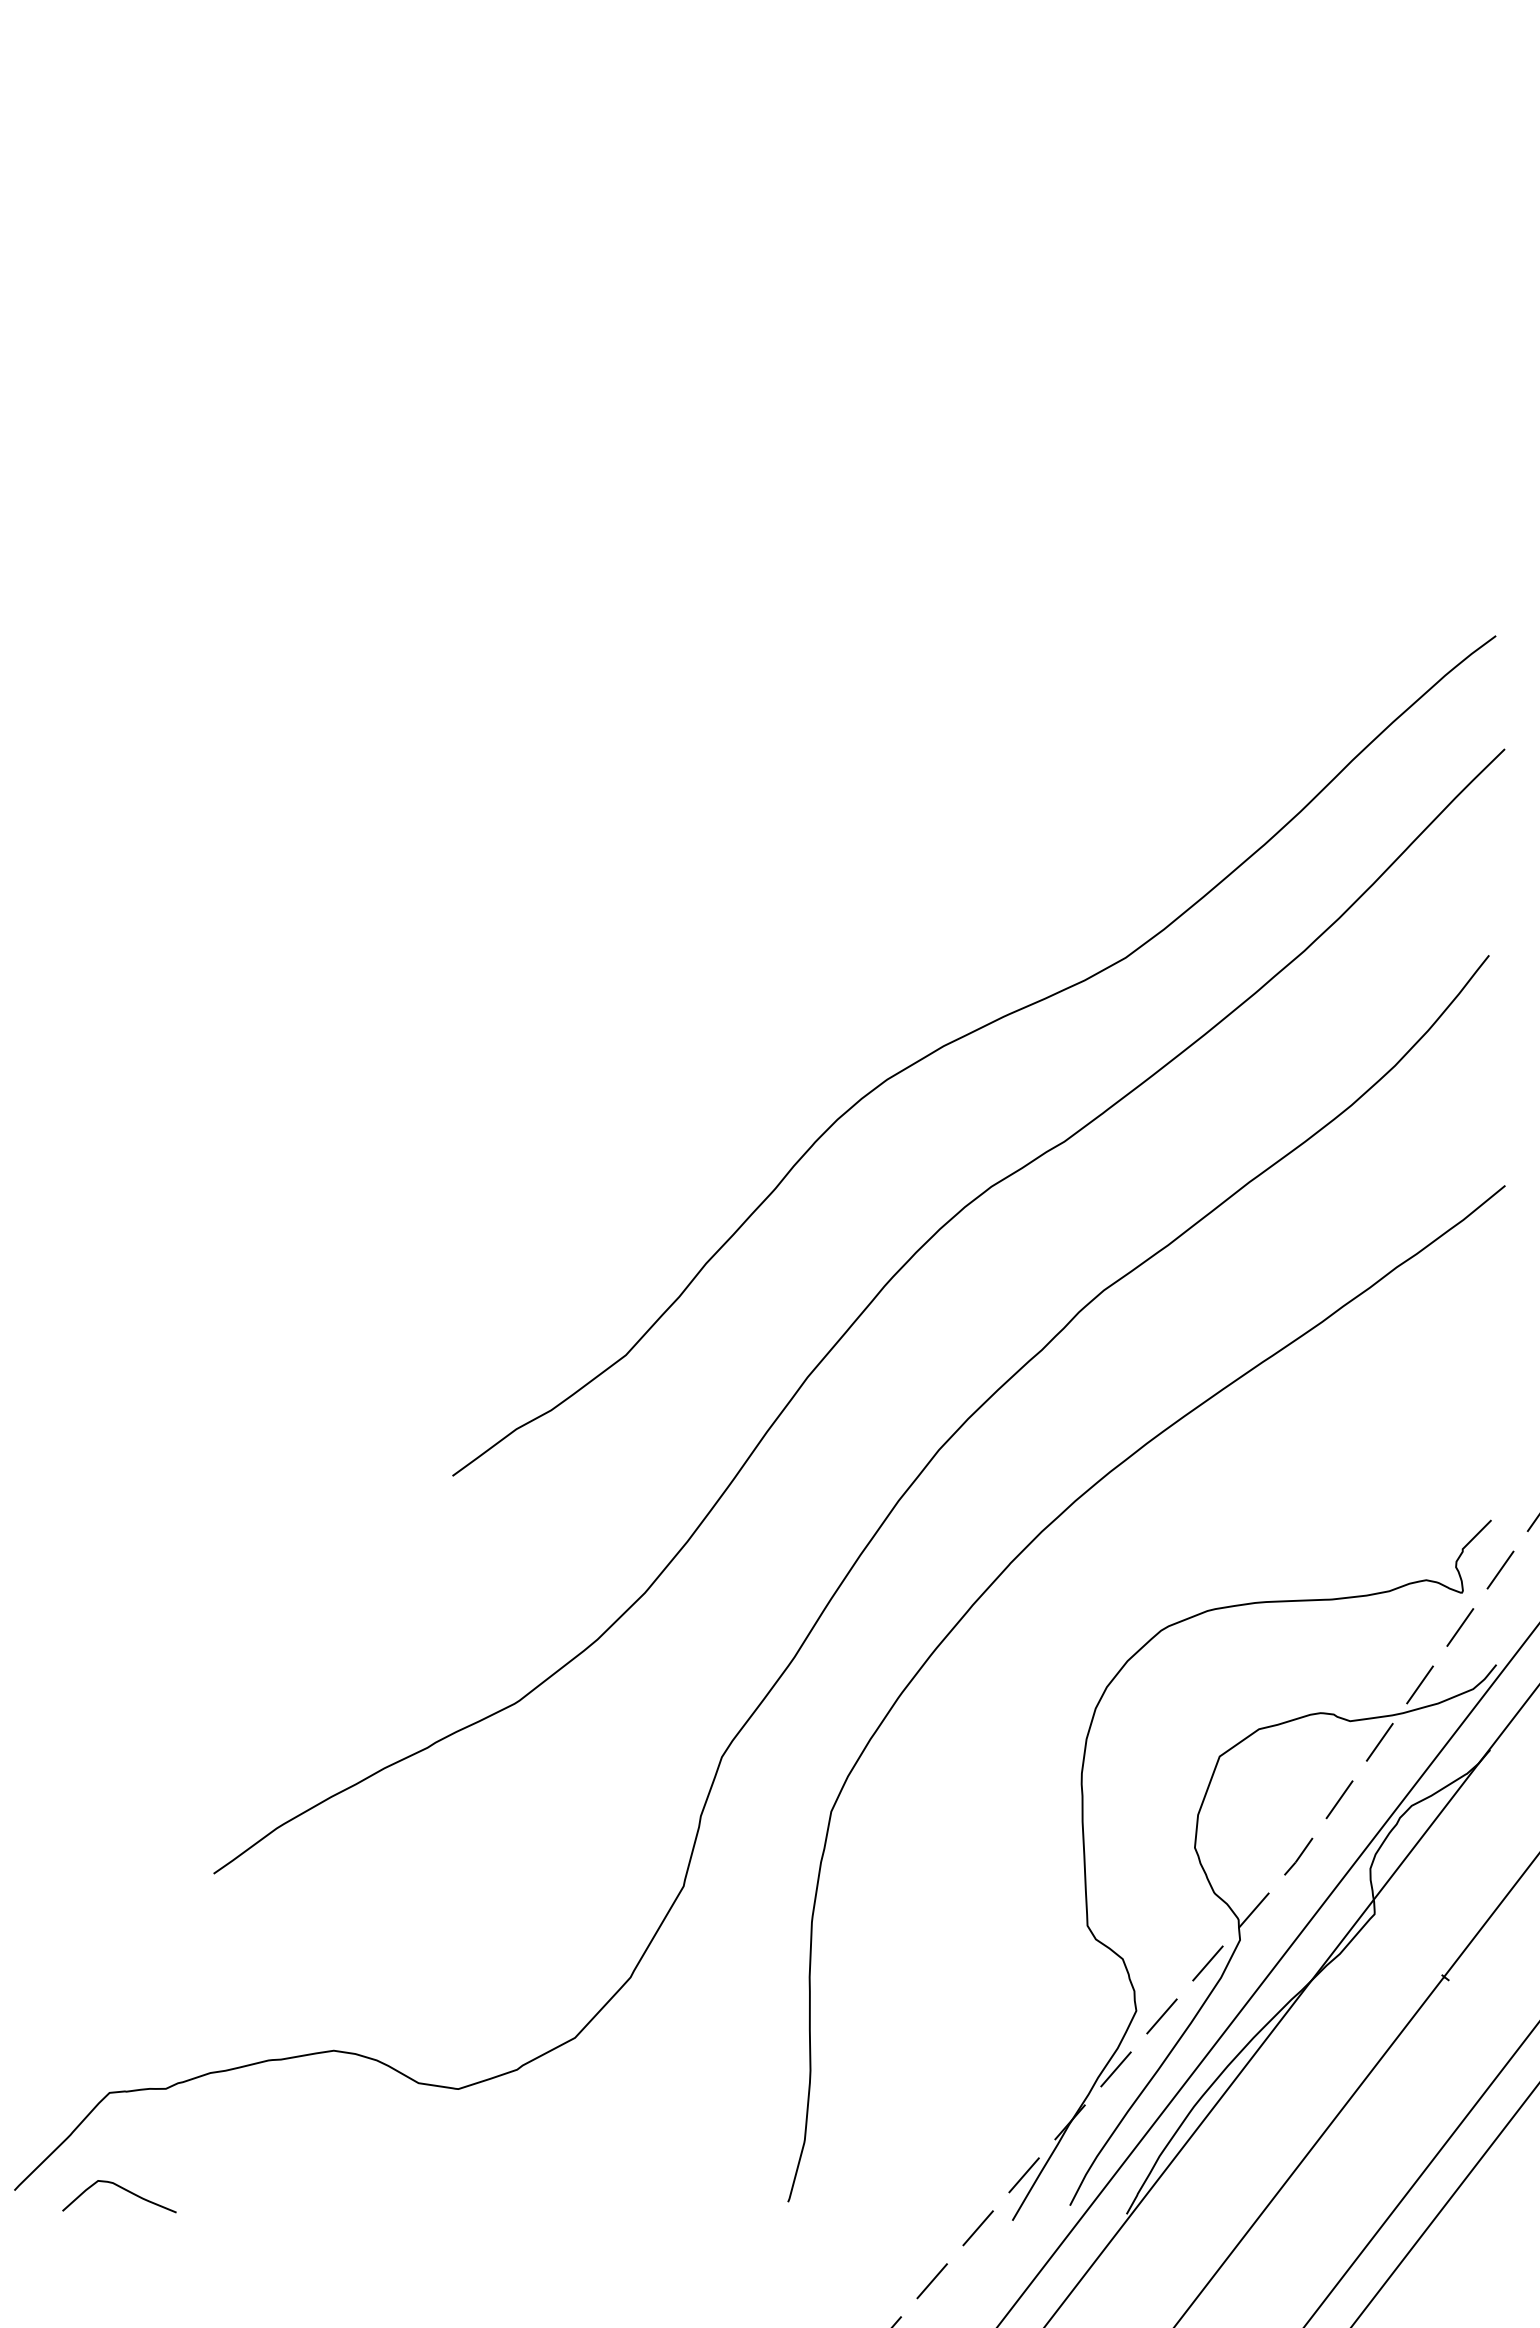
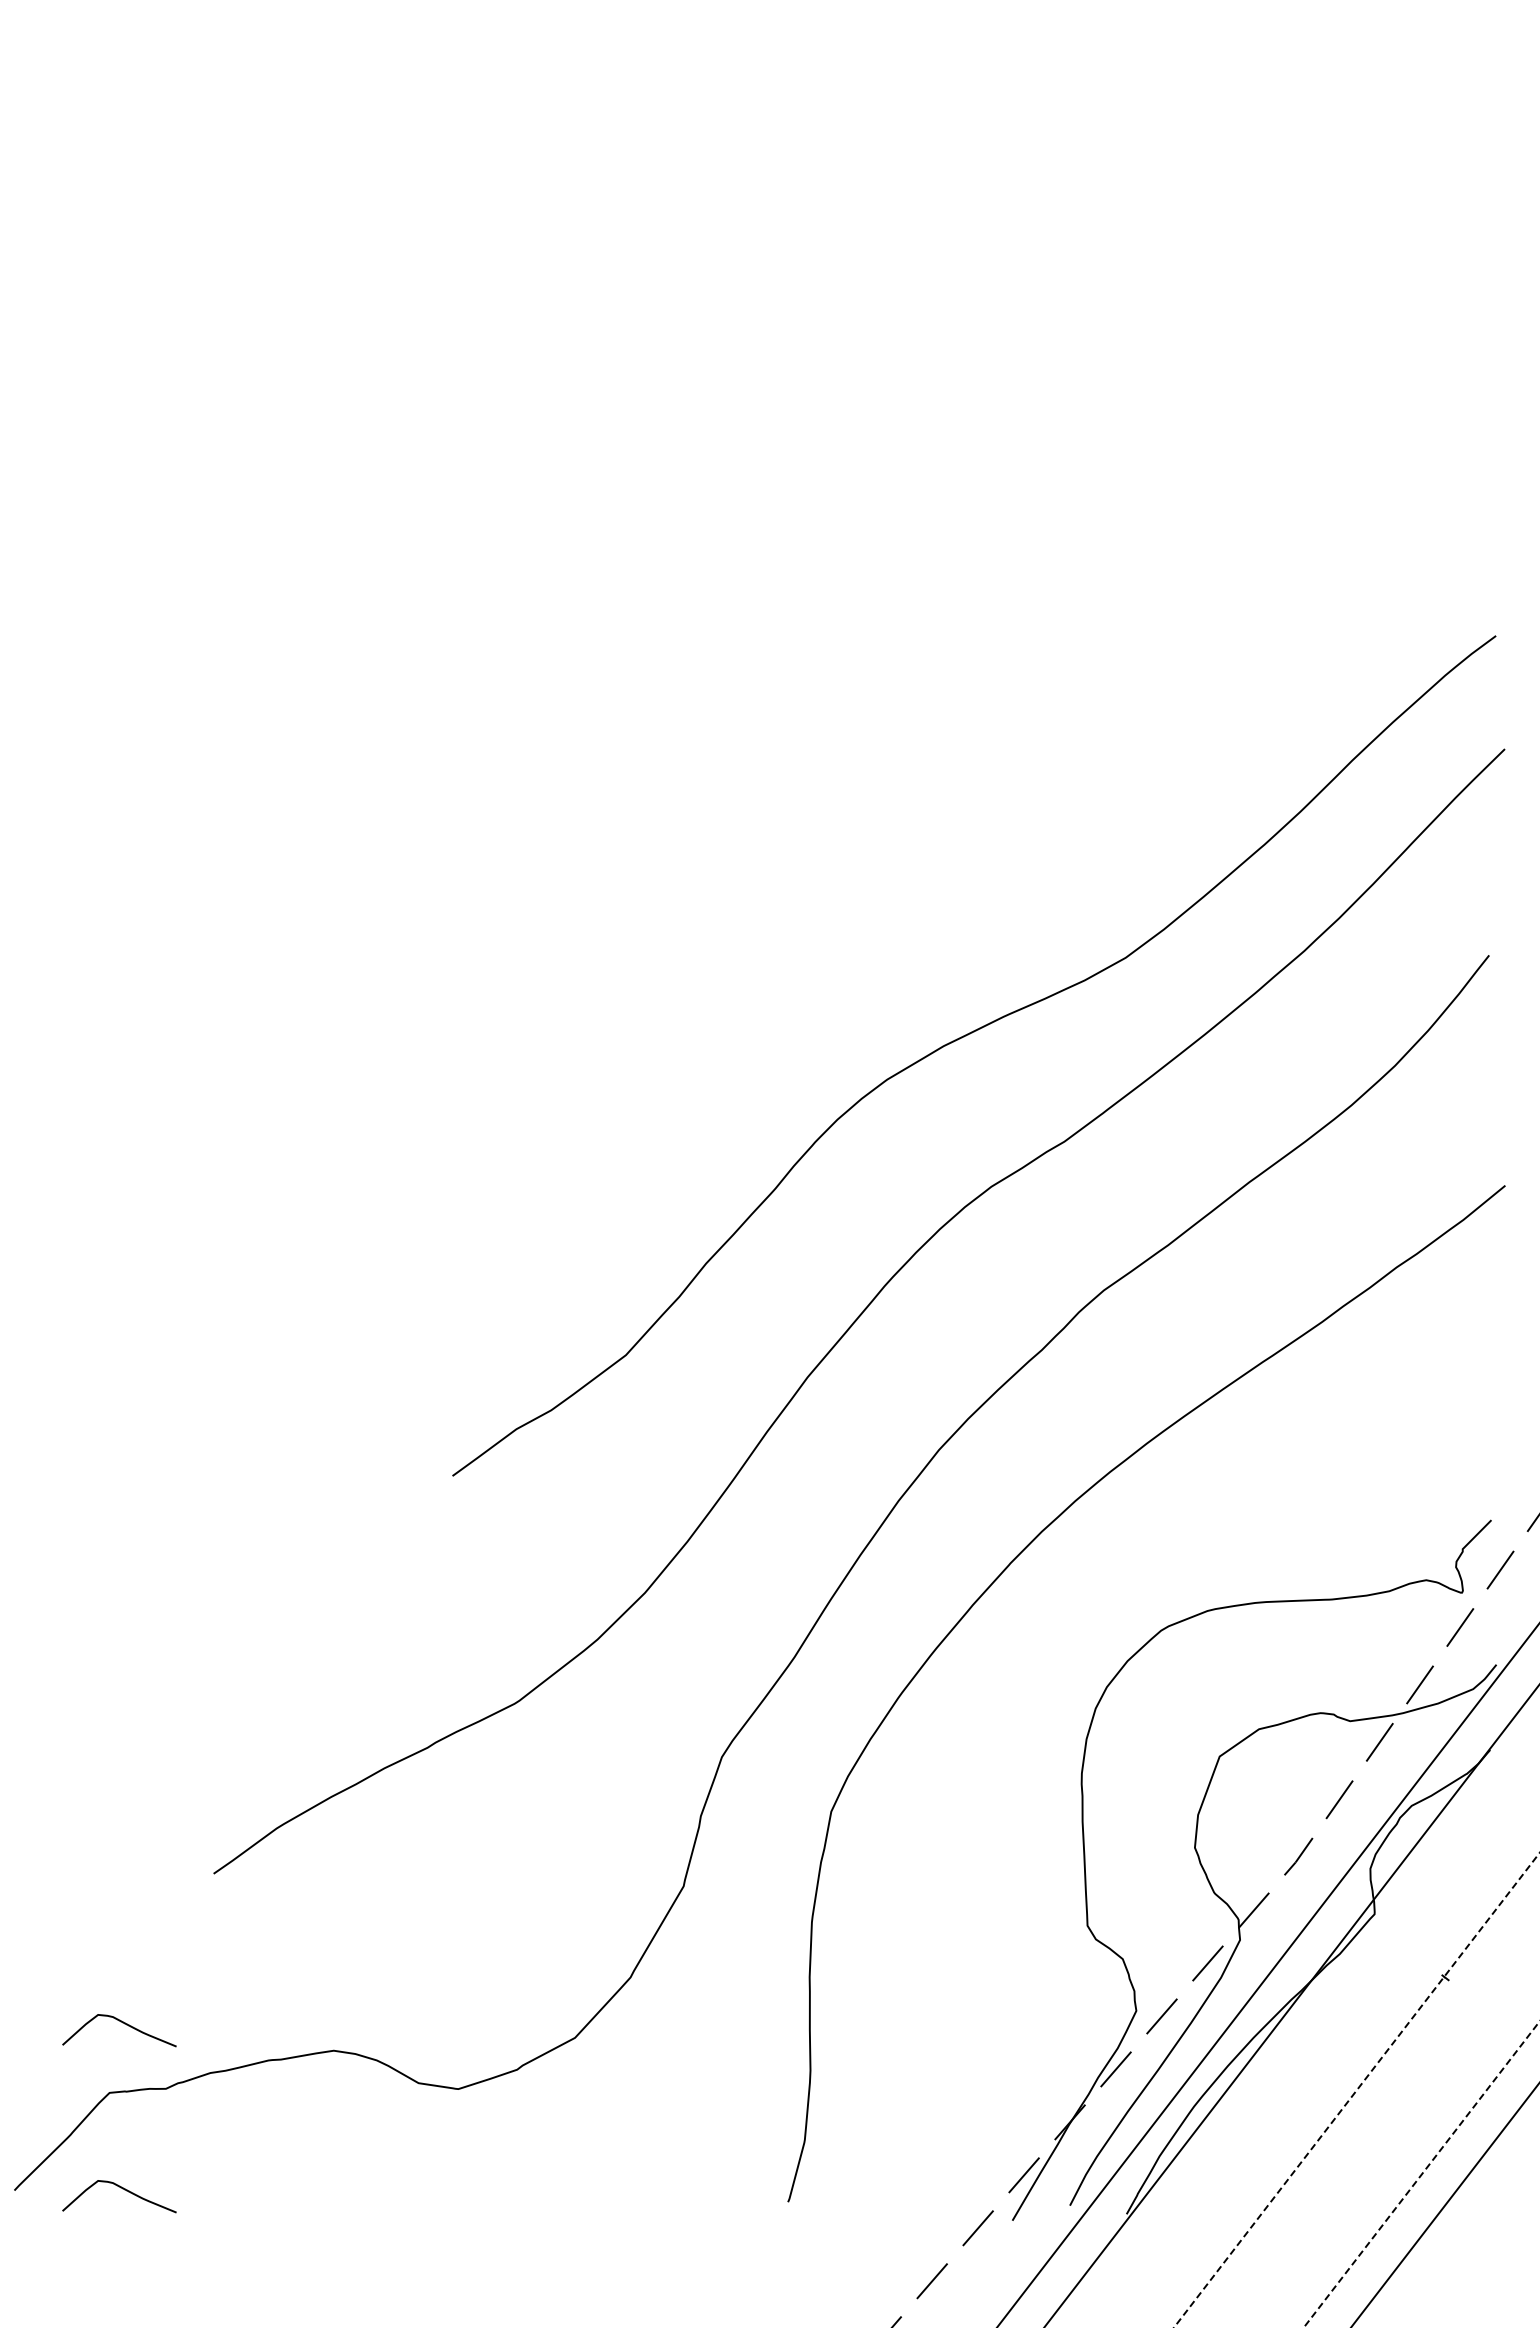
curve: none -> present (122, 2023)
line: solid -> dashed (1356, 2090)
line: solid -> dashed (1421, 2174)
